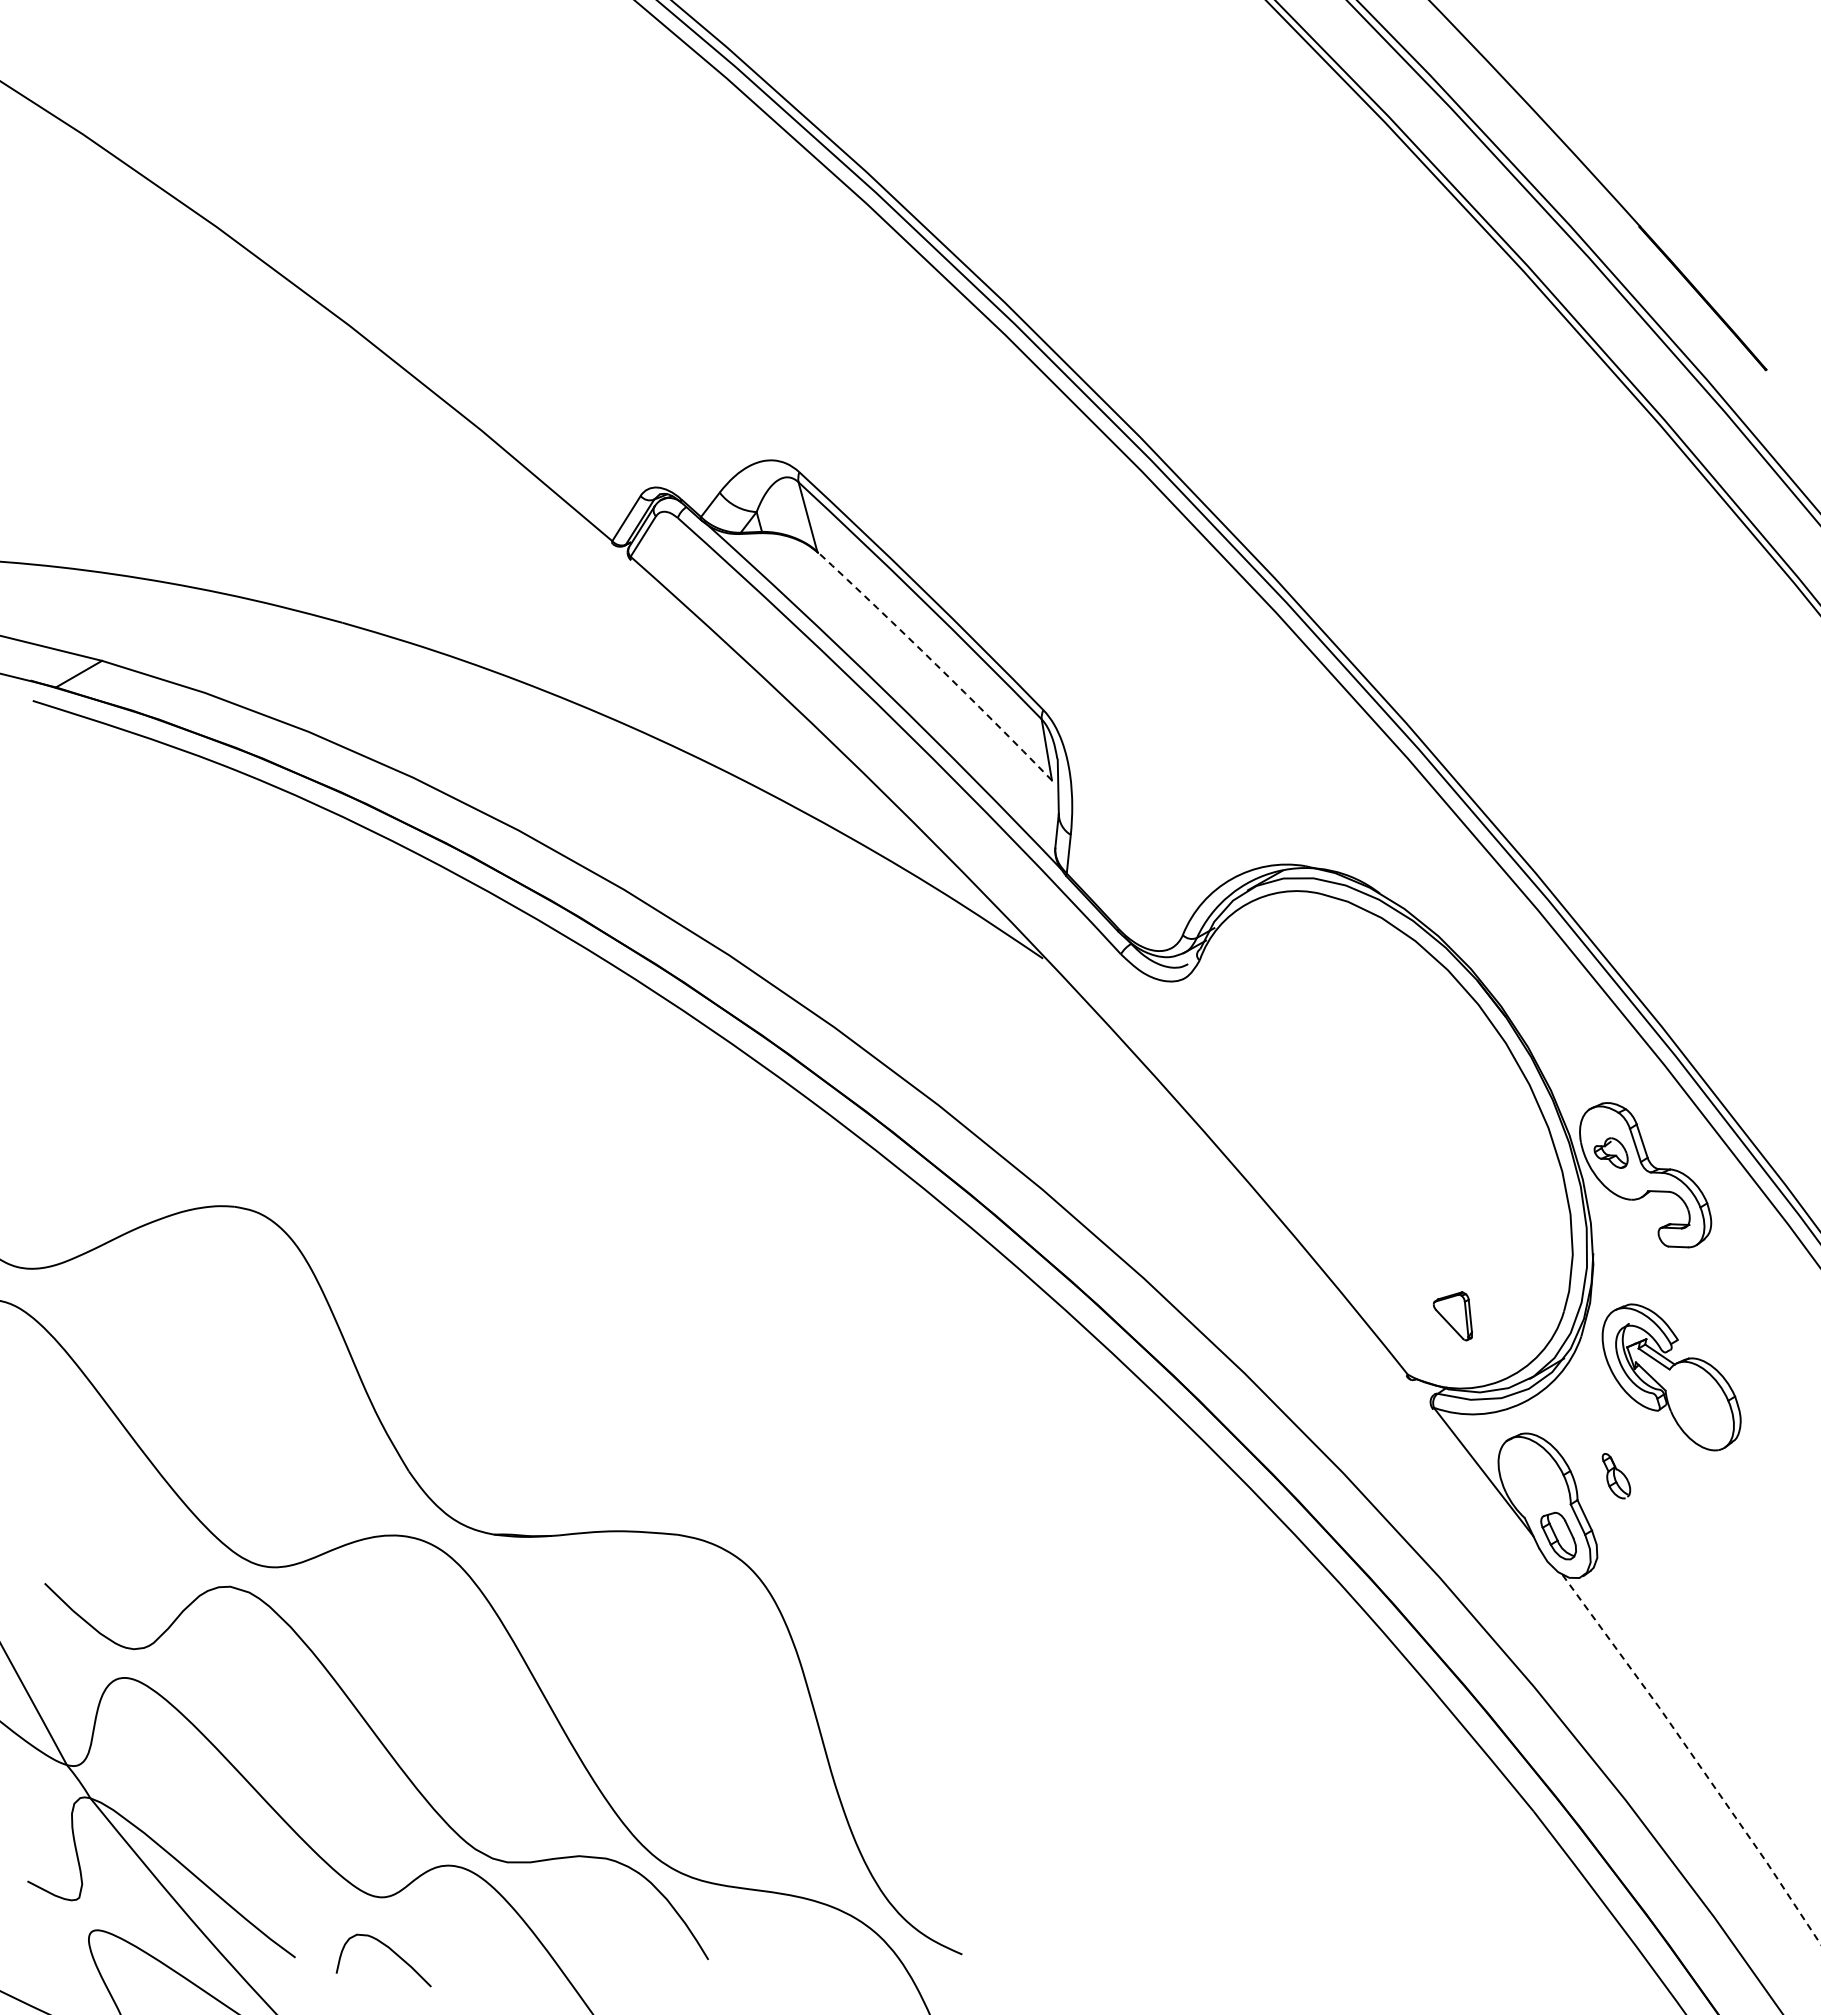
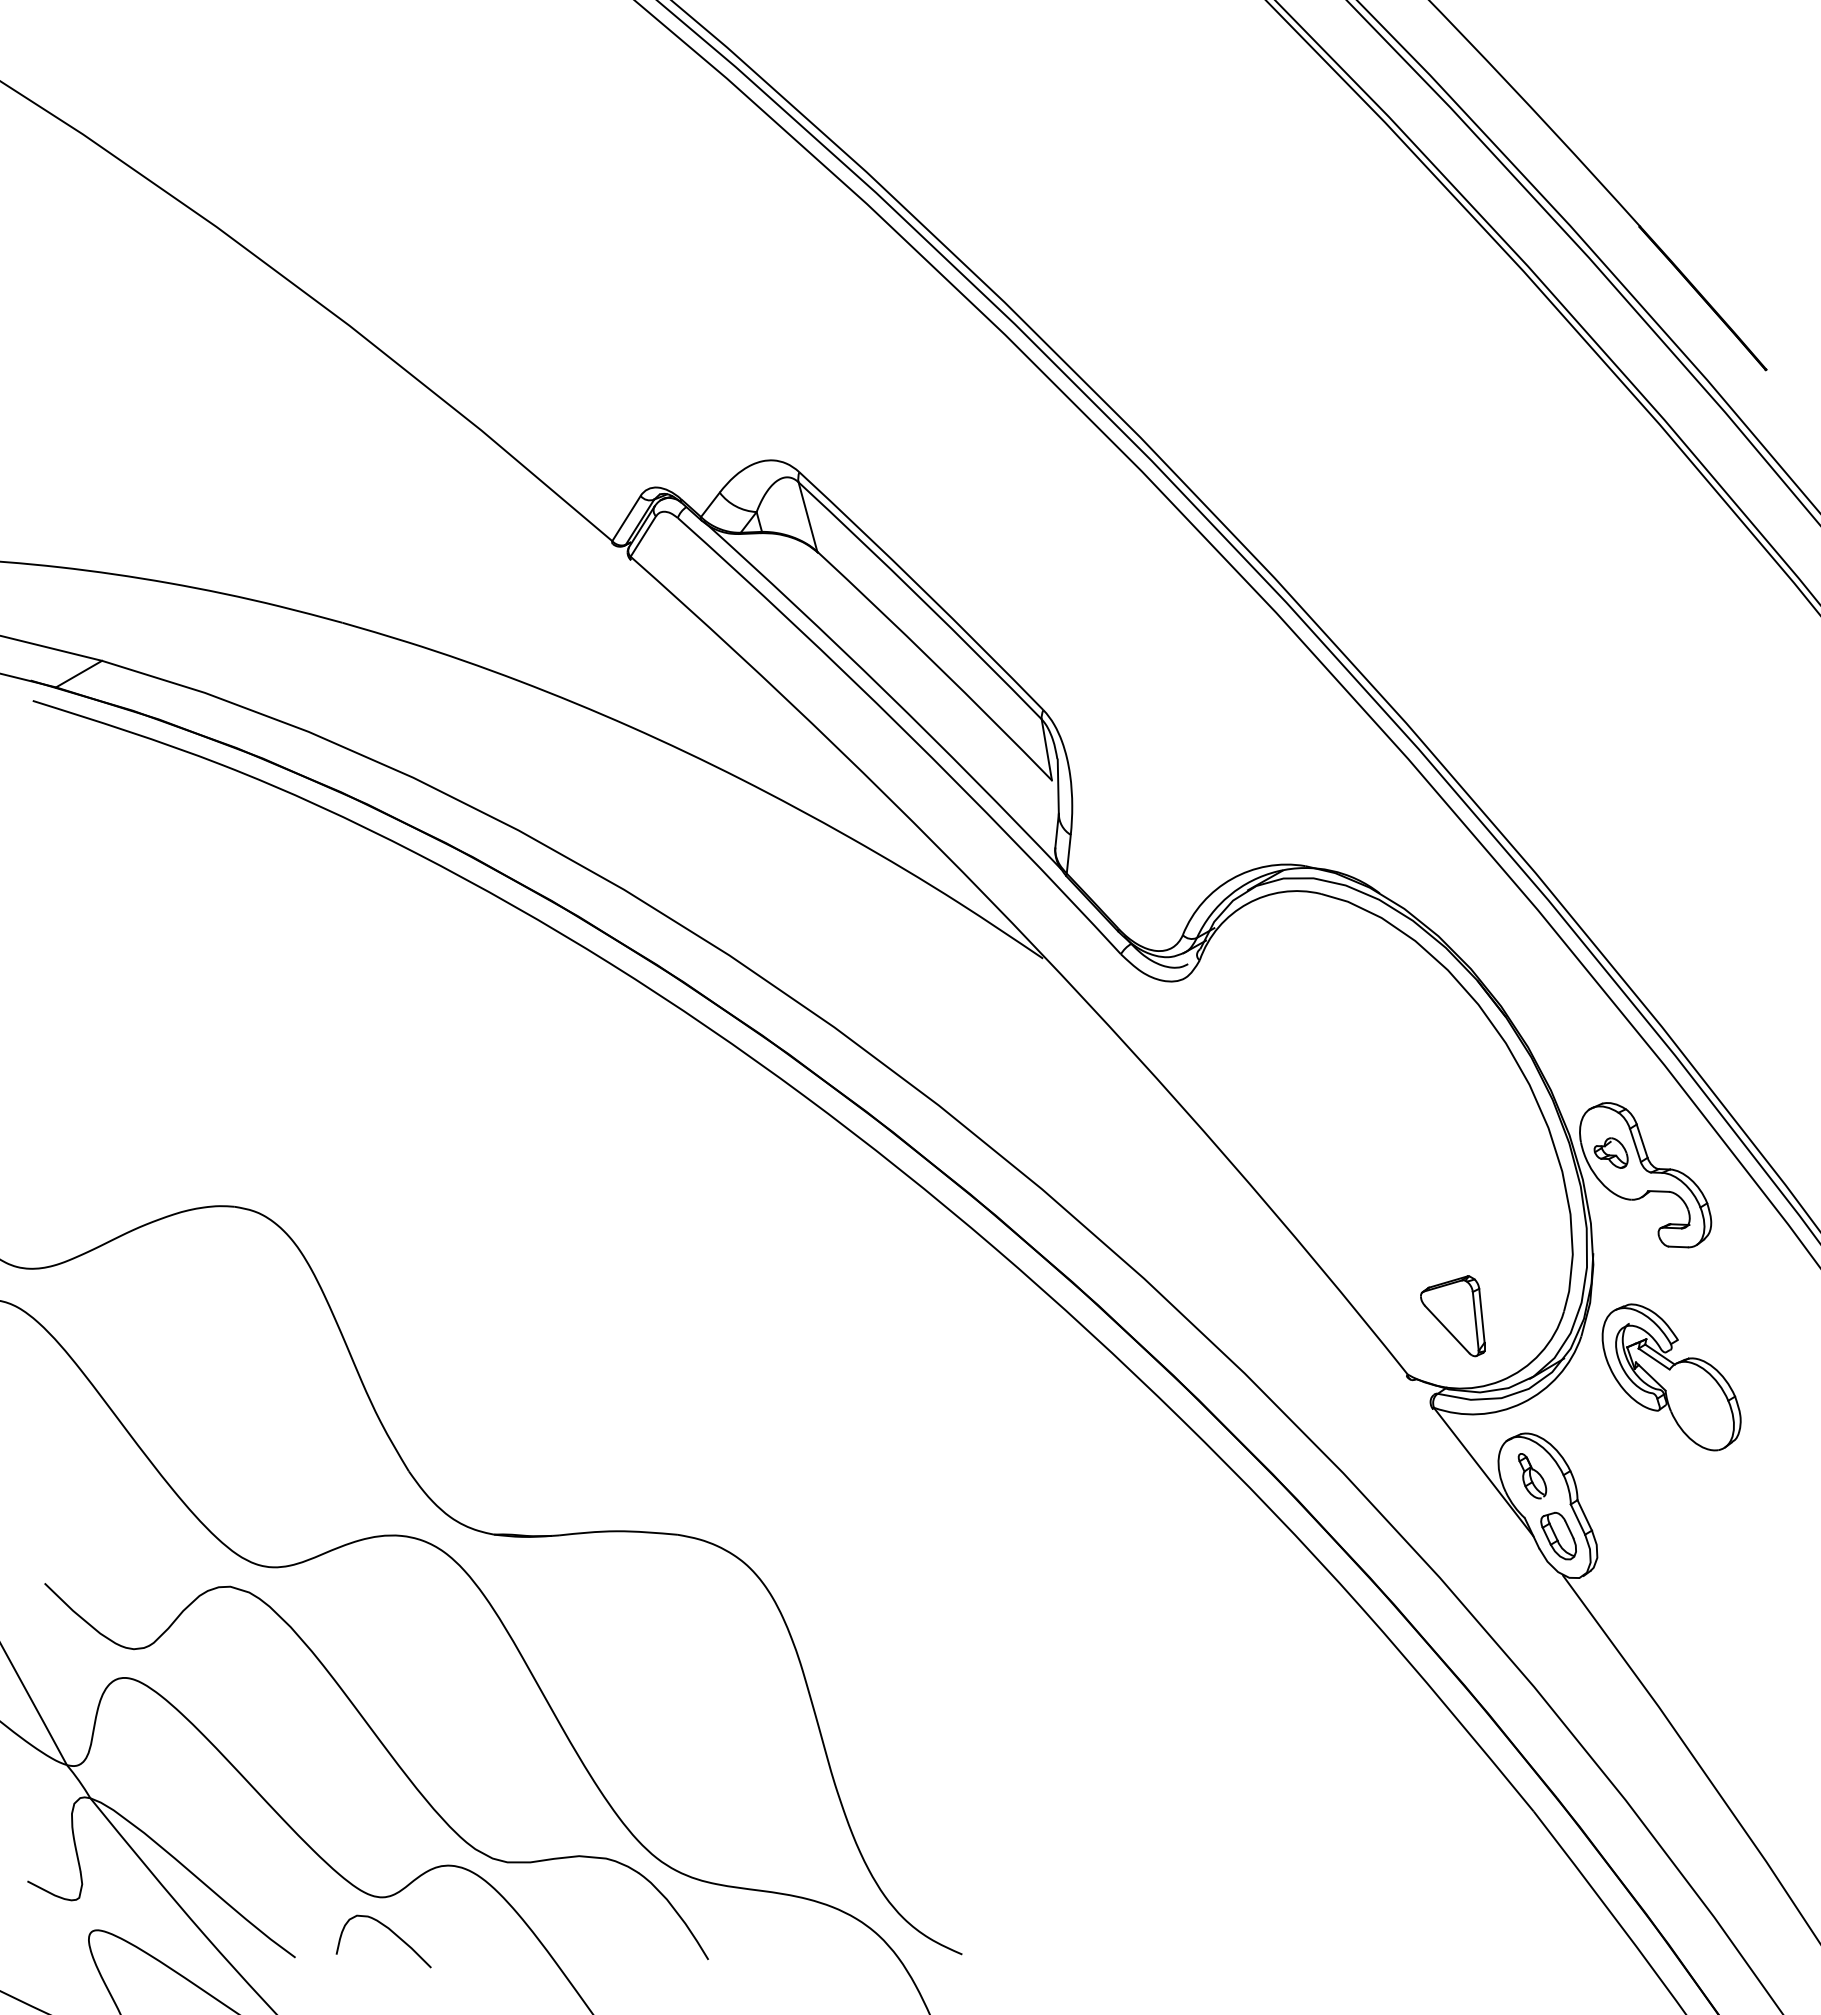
arc: dashed -> solid (936, 664)
part size: 41x51 px -> 66x83 px (1452, 1316)
part position: (1616, 1476) -> (1532, 1476) (1532, 1476)
line: dashed -> solid (1694, 1757)
curve position: (391, 1951) -> (391, 1932) (391, 1932)
